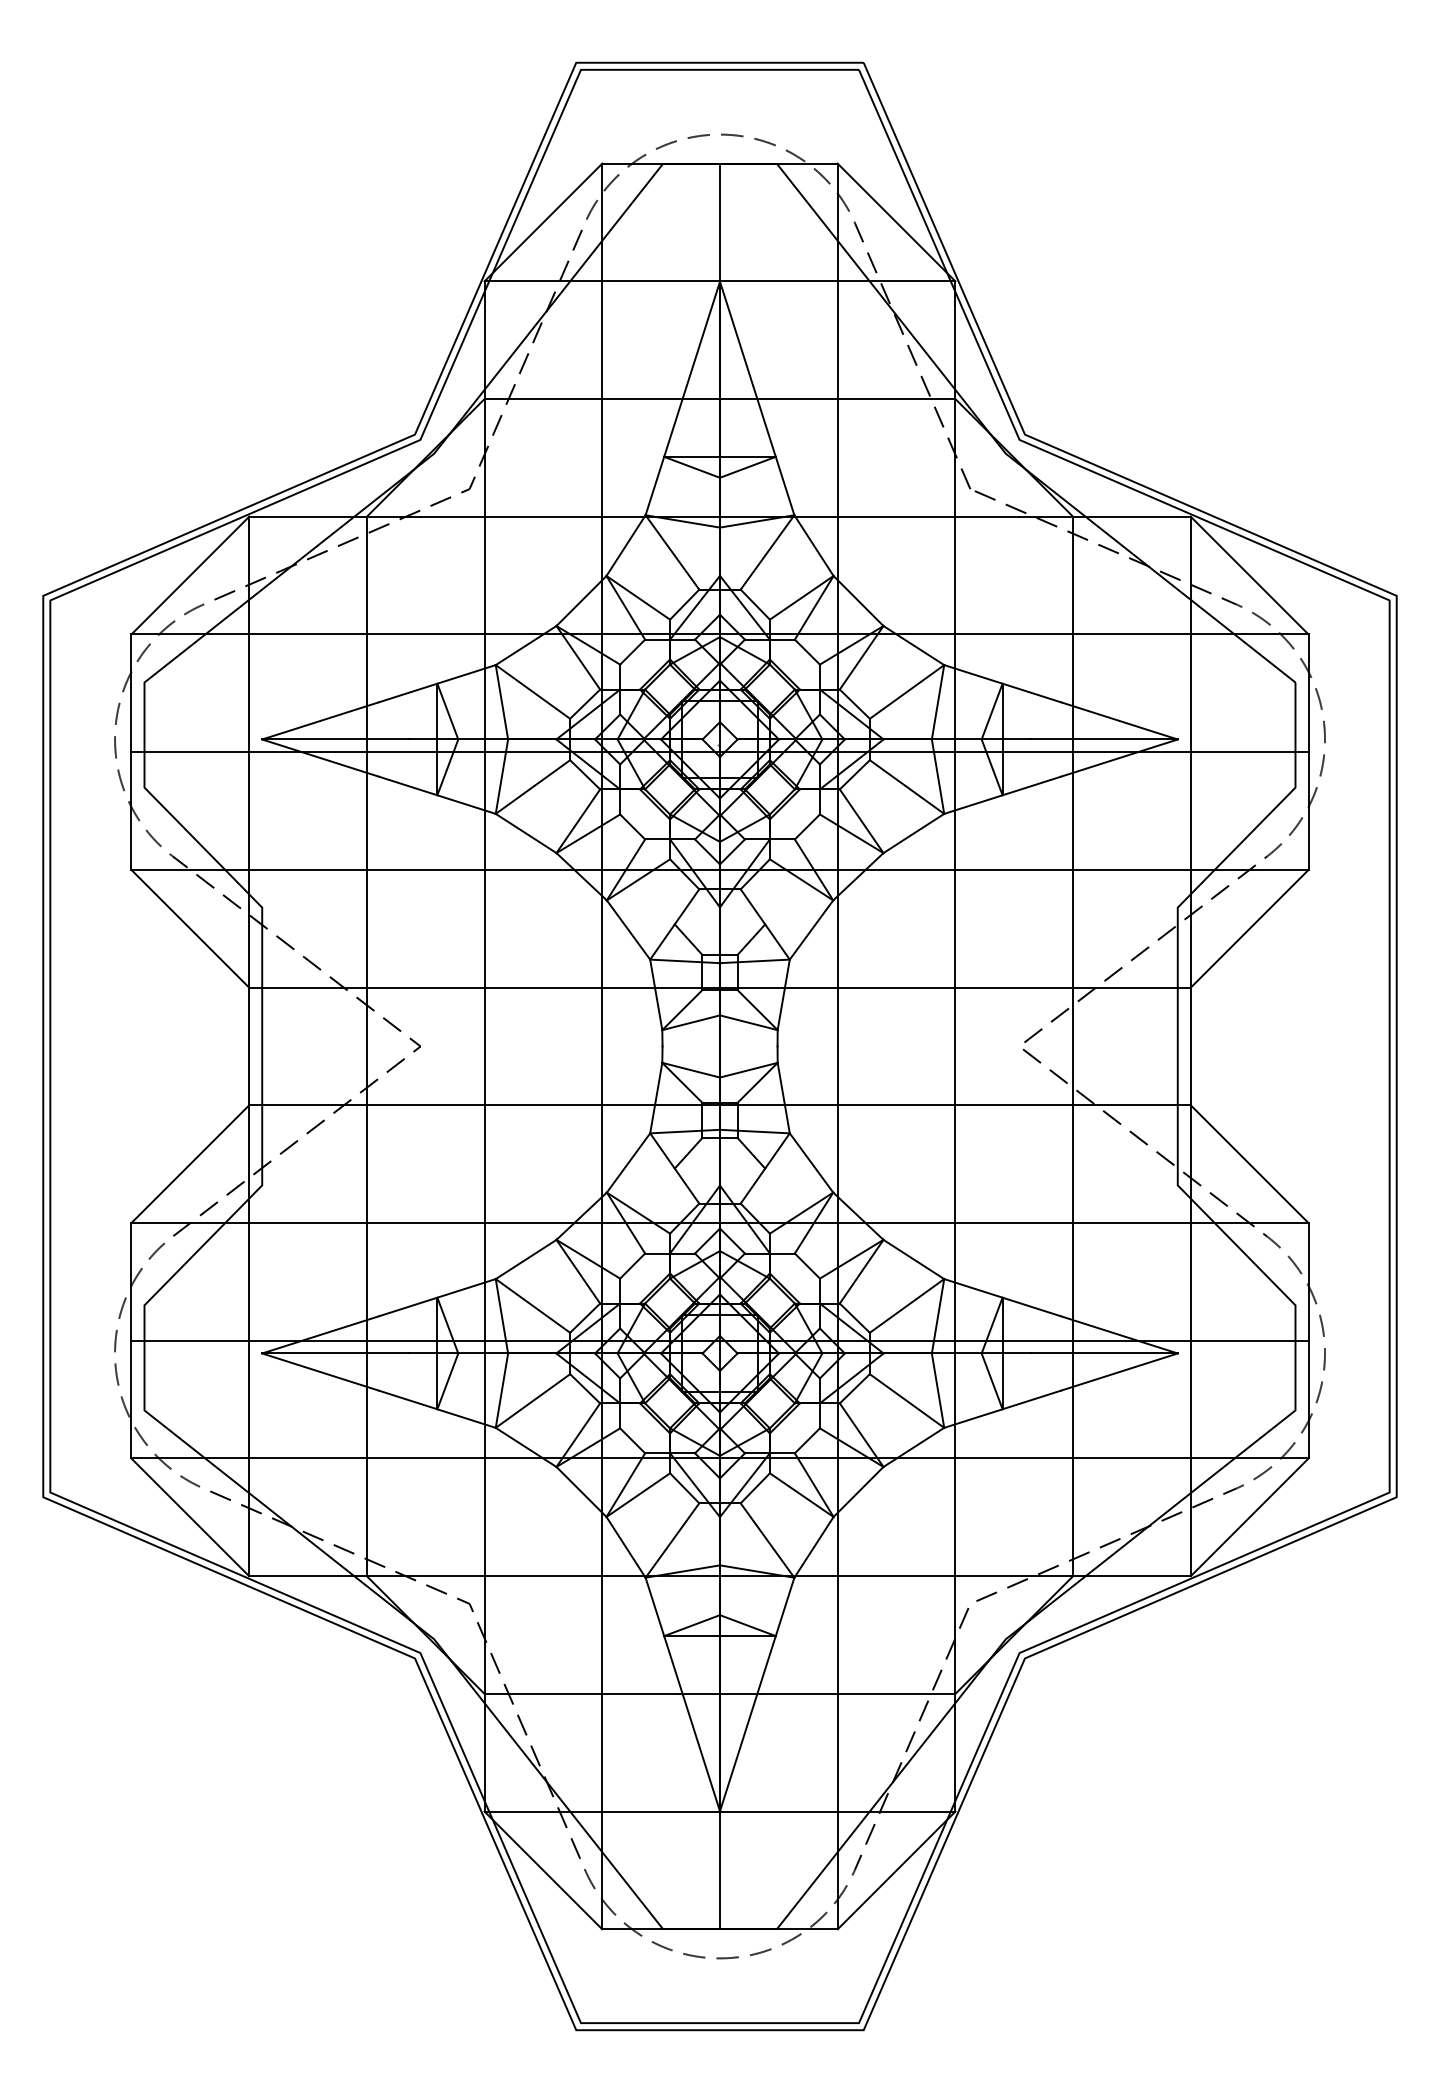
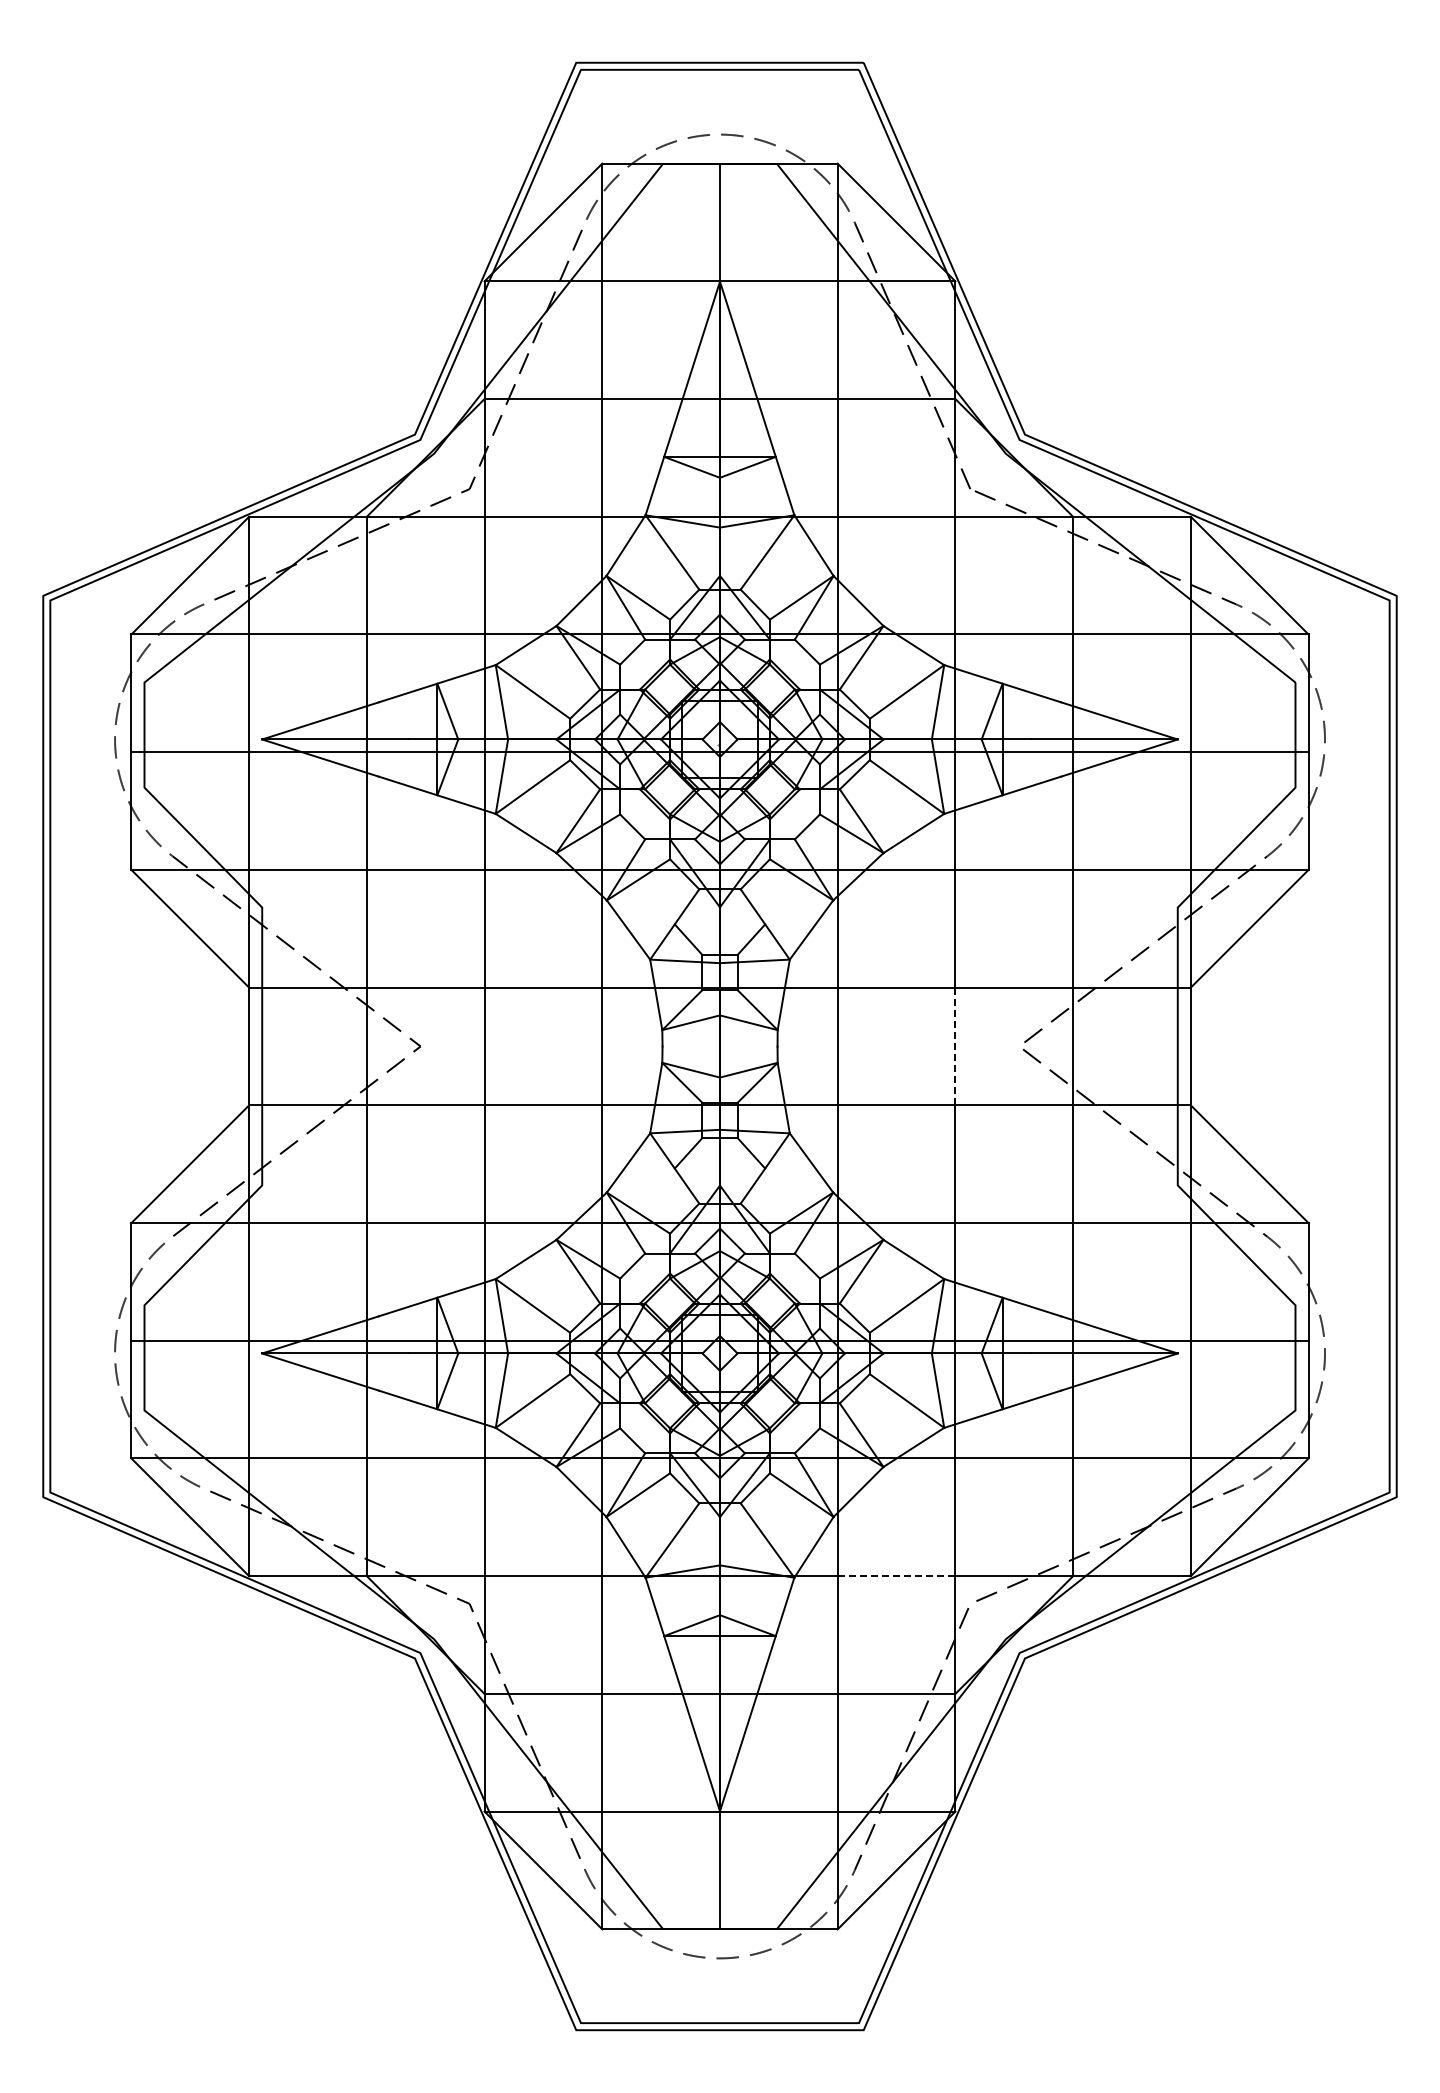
line: solid -> dashed (955, 1046)
line: solid -> dashed (896, 1576)
